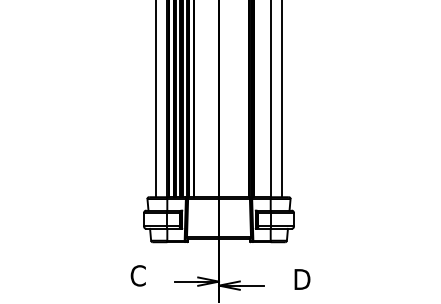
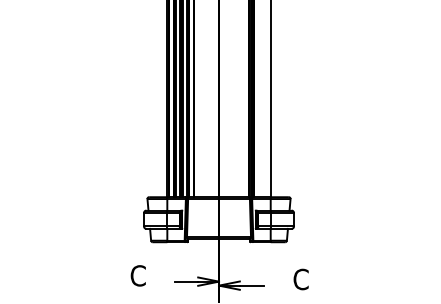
line: present -> none (156, 99)
line: present -> none (281, 99)
text: D -> C (301, 279)
